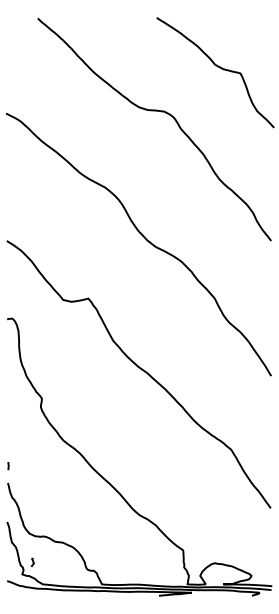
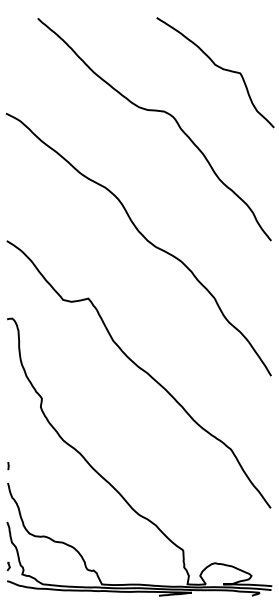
line position: (32, 561) -> (8, 565) (8, 565)
